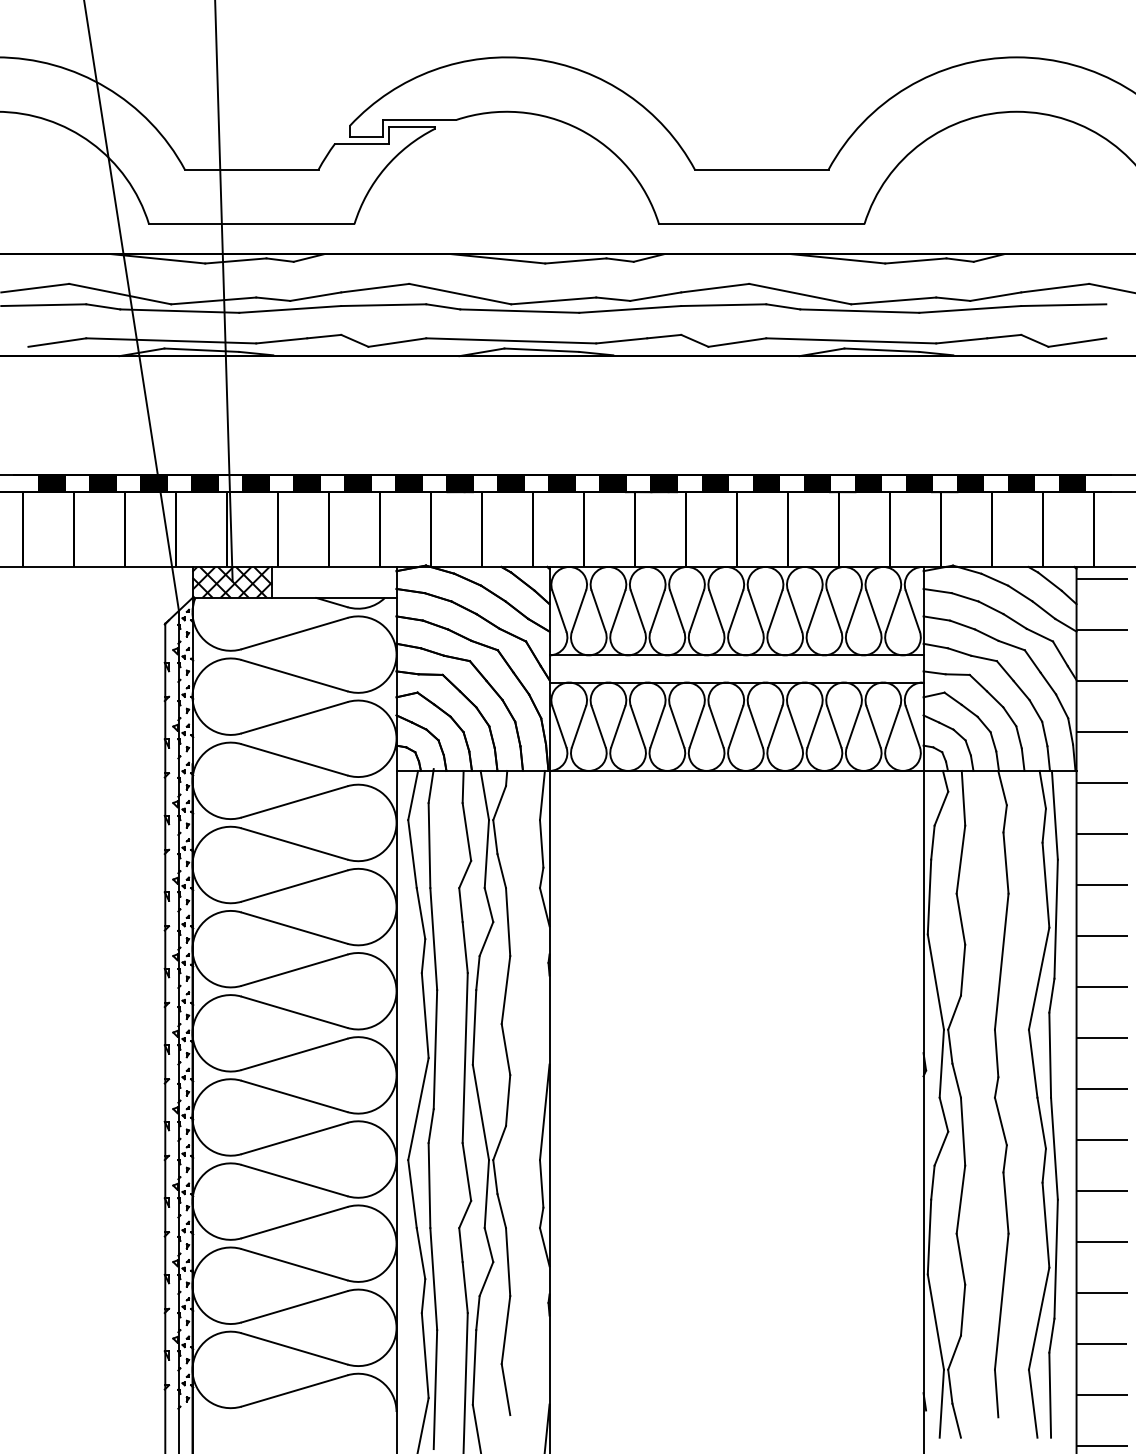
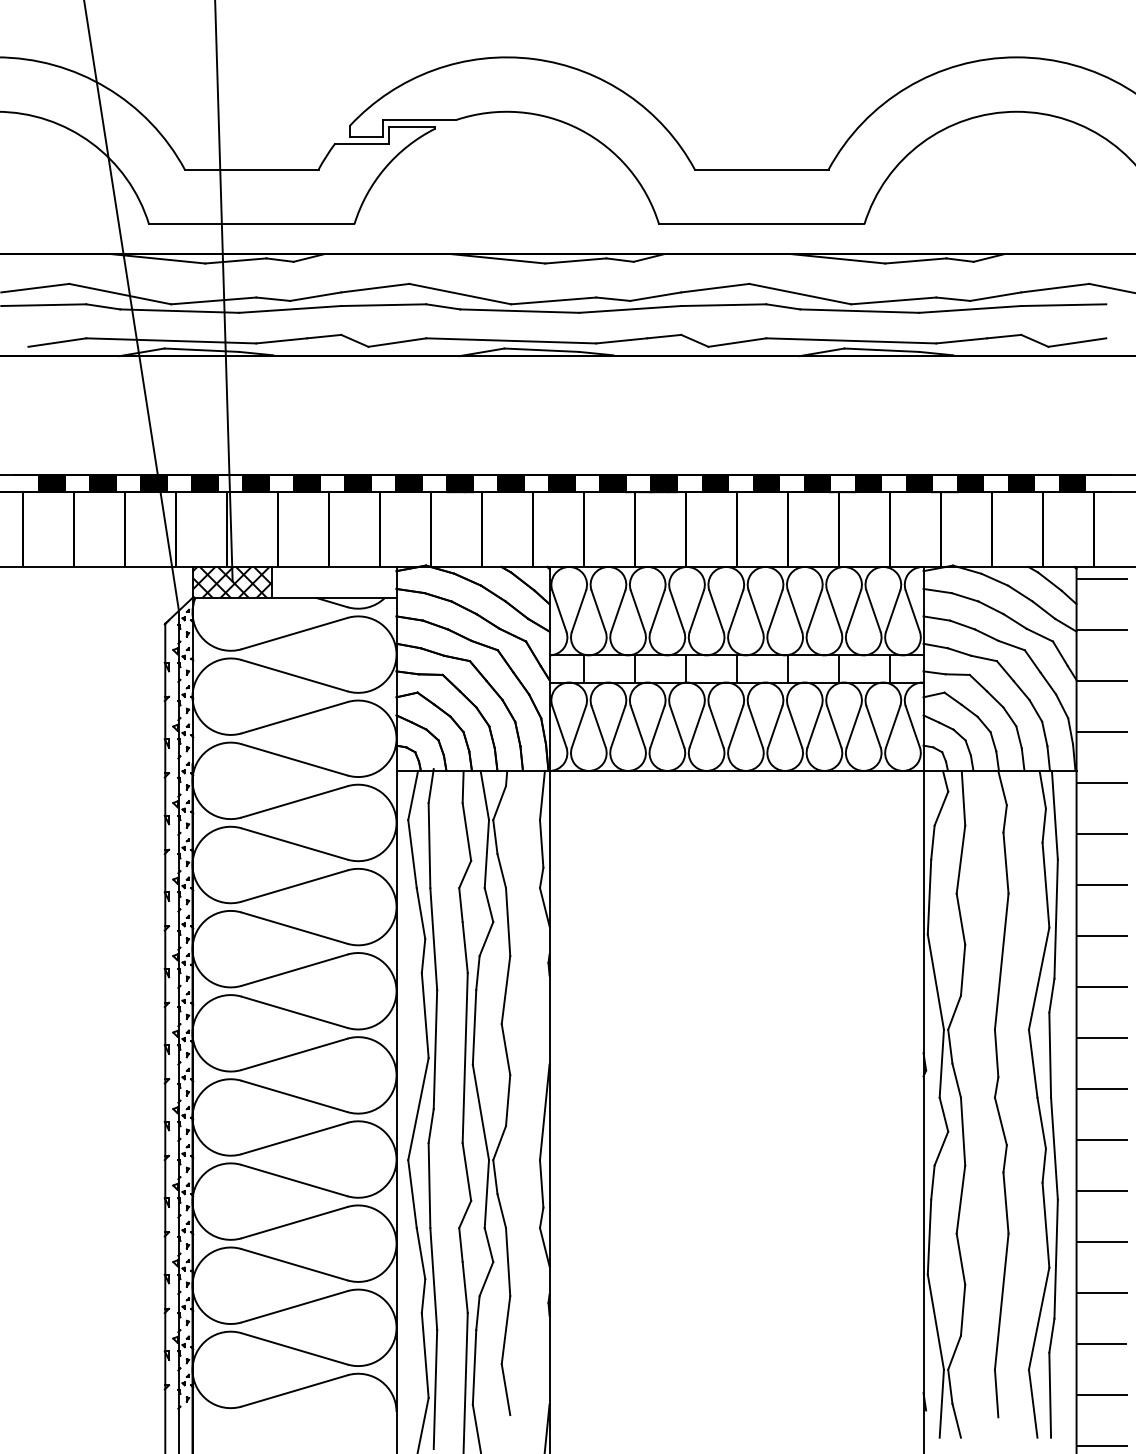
hatch: none -> present (737, 668)
